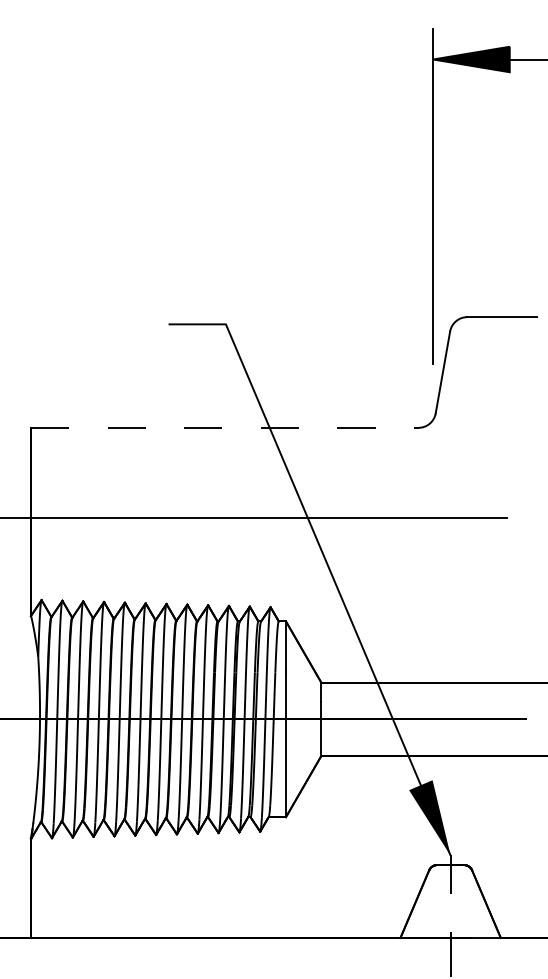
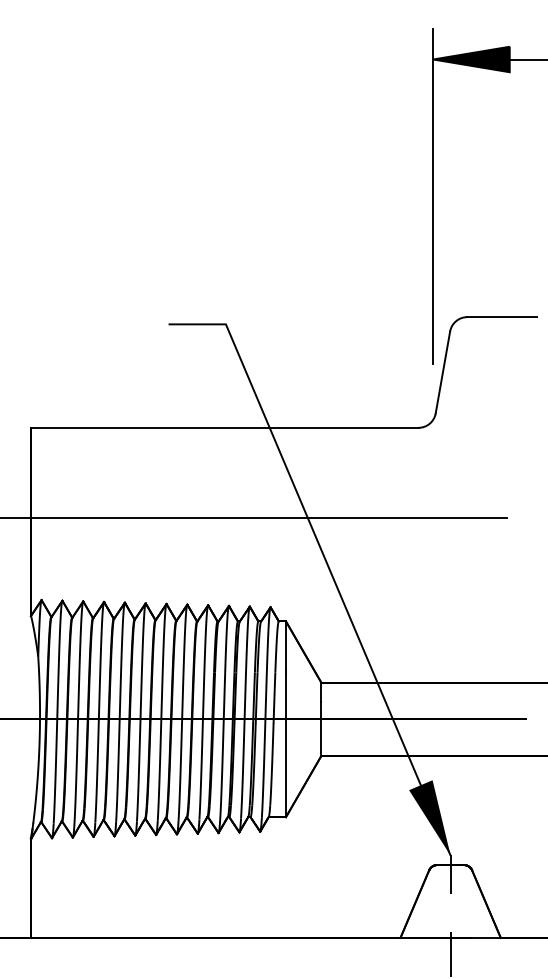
line: dashed -> solid (224, 427)
